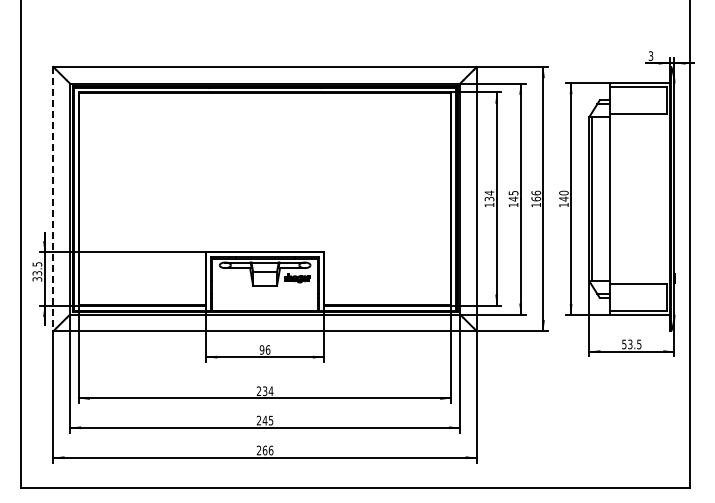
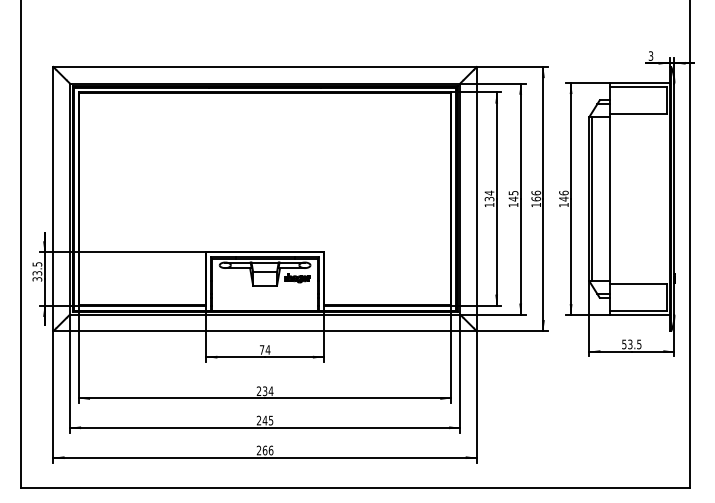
text: 140 -> 146 (563, 192)
line: dashed -> solid (53, 199)
text: 96 -> 74 (264, 349)
